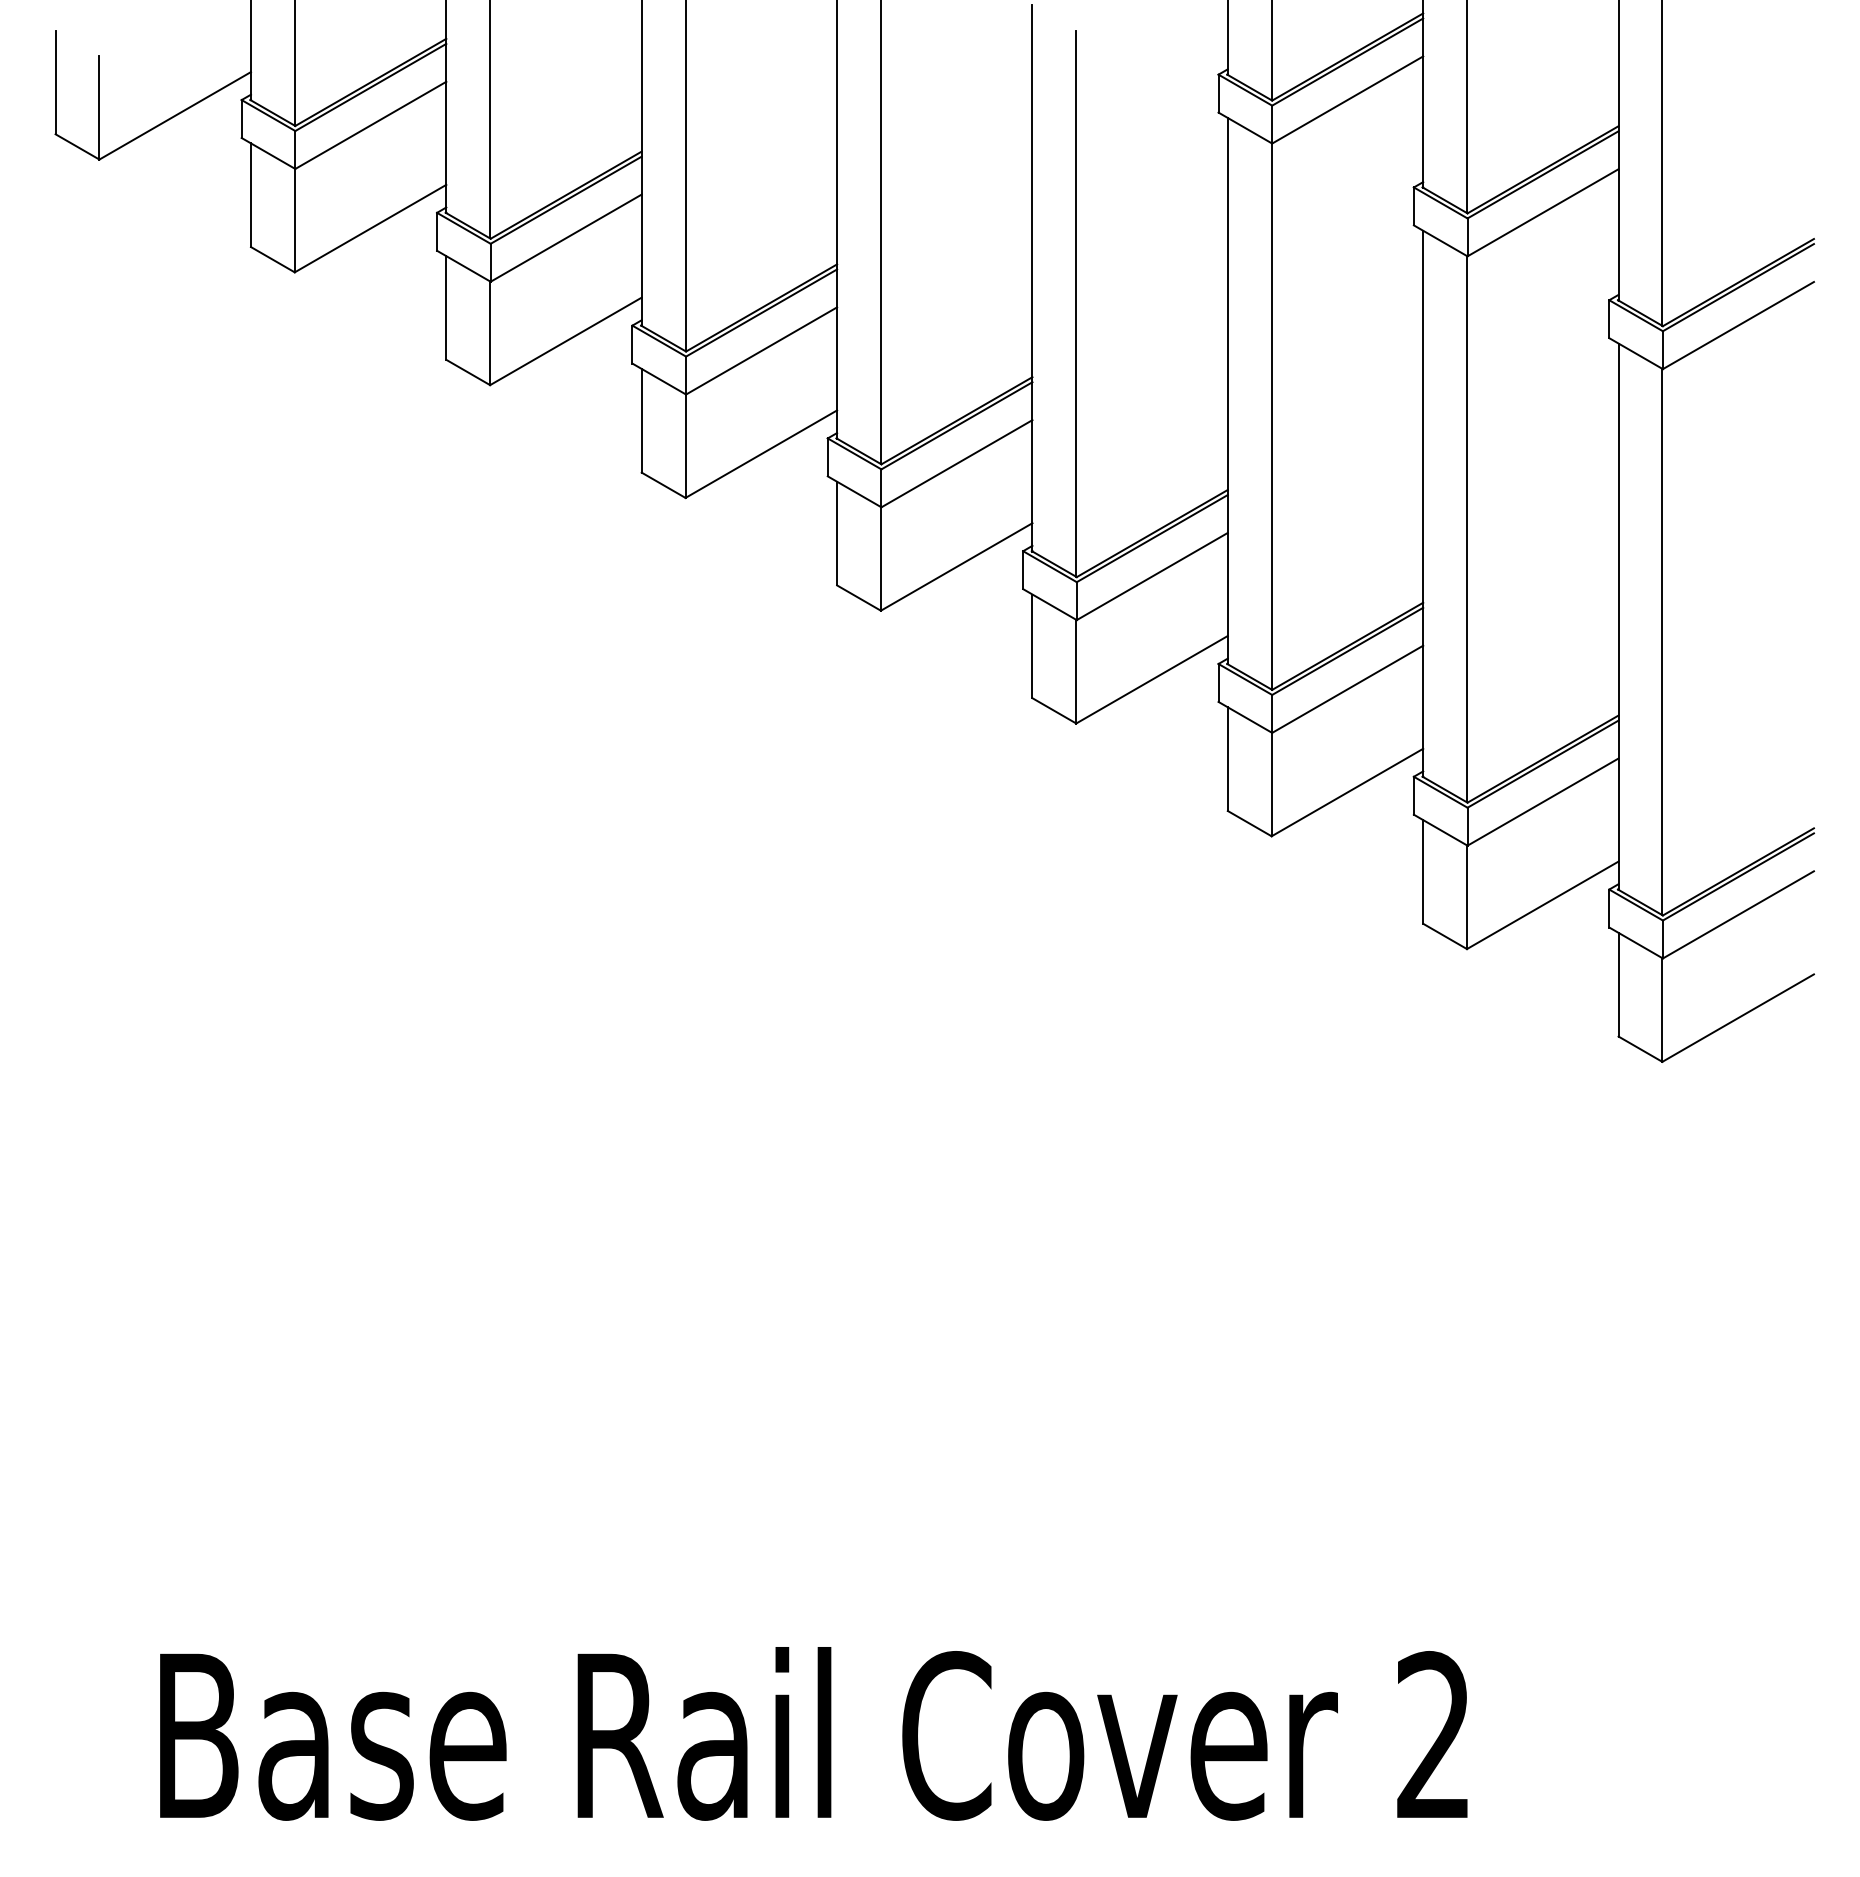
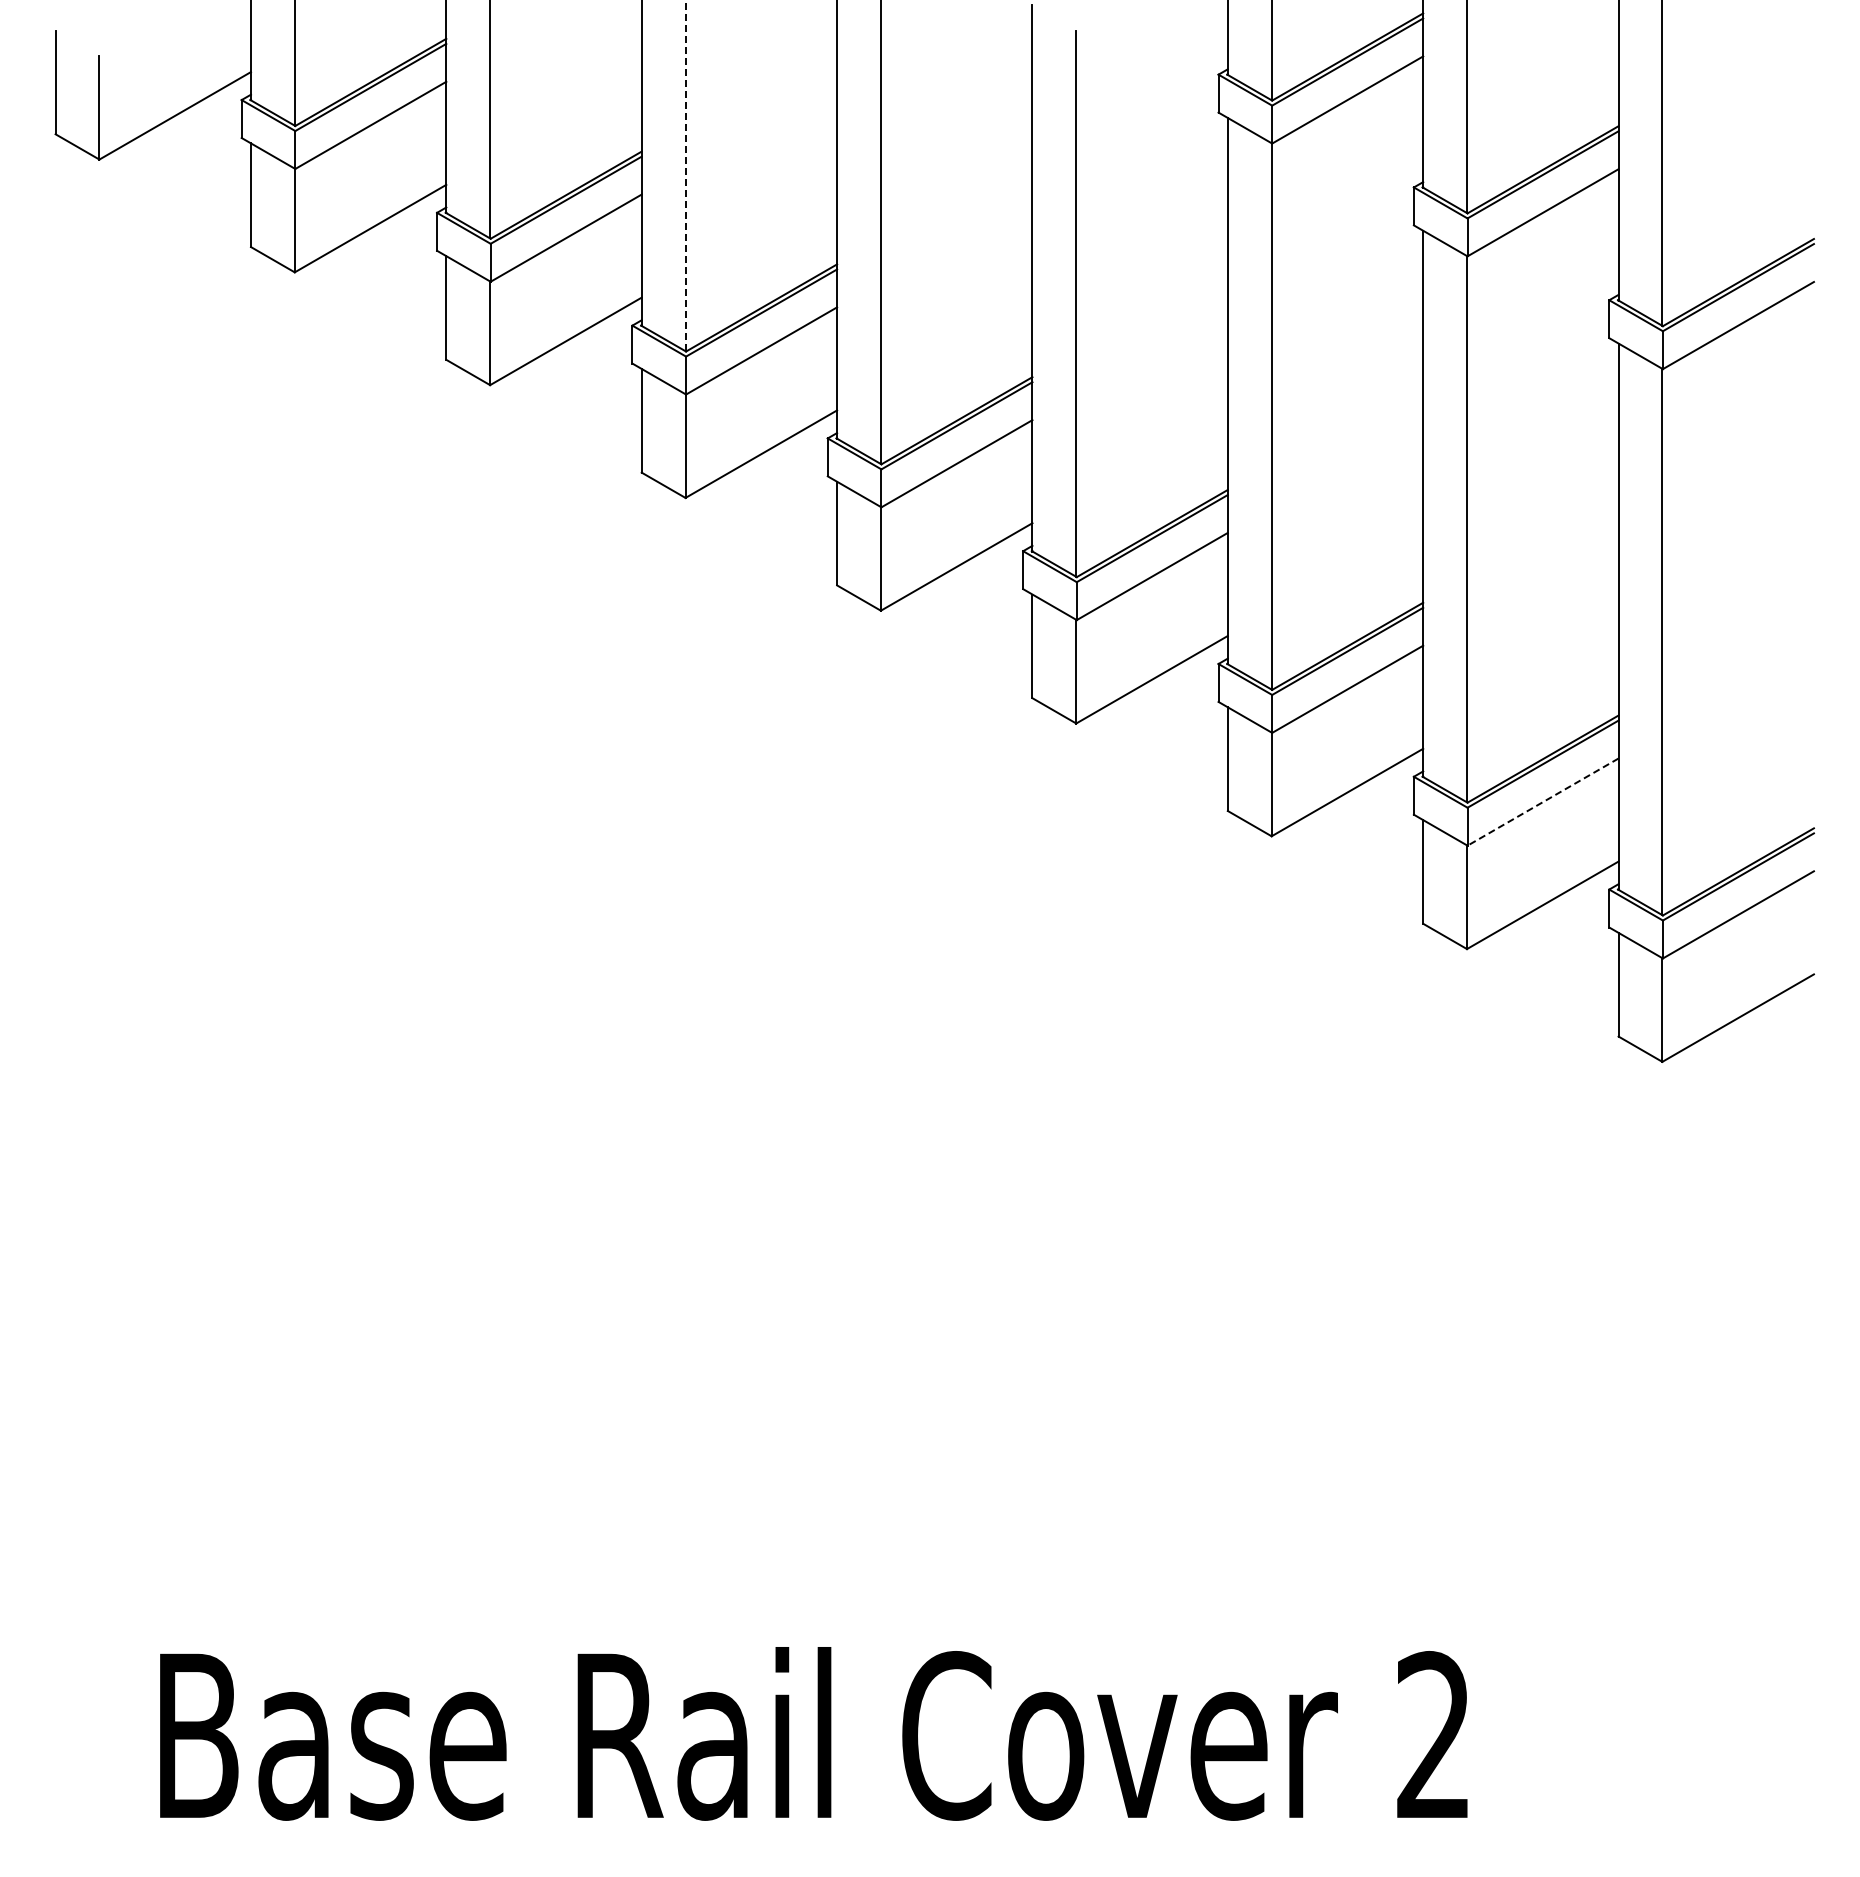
line: solid -> dashed (685, 176)
line: solid -> dashed (1542, 802)
